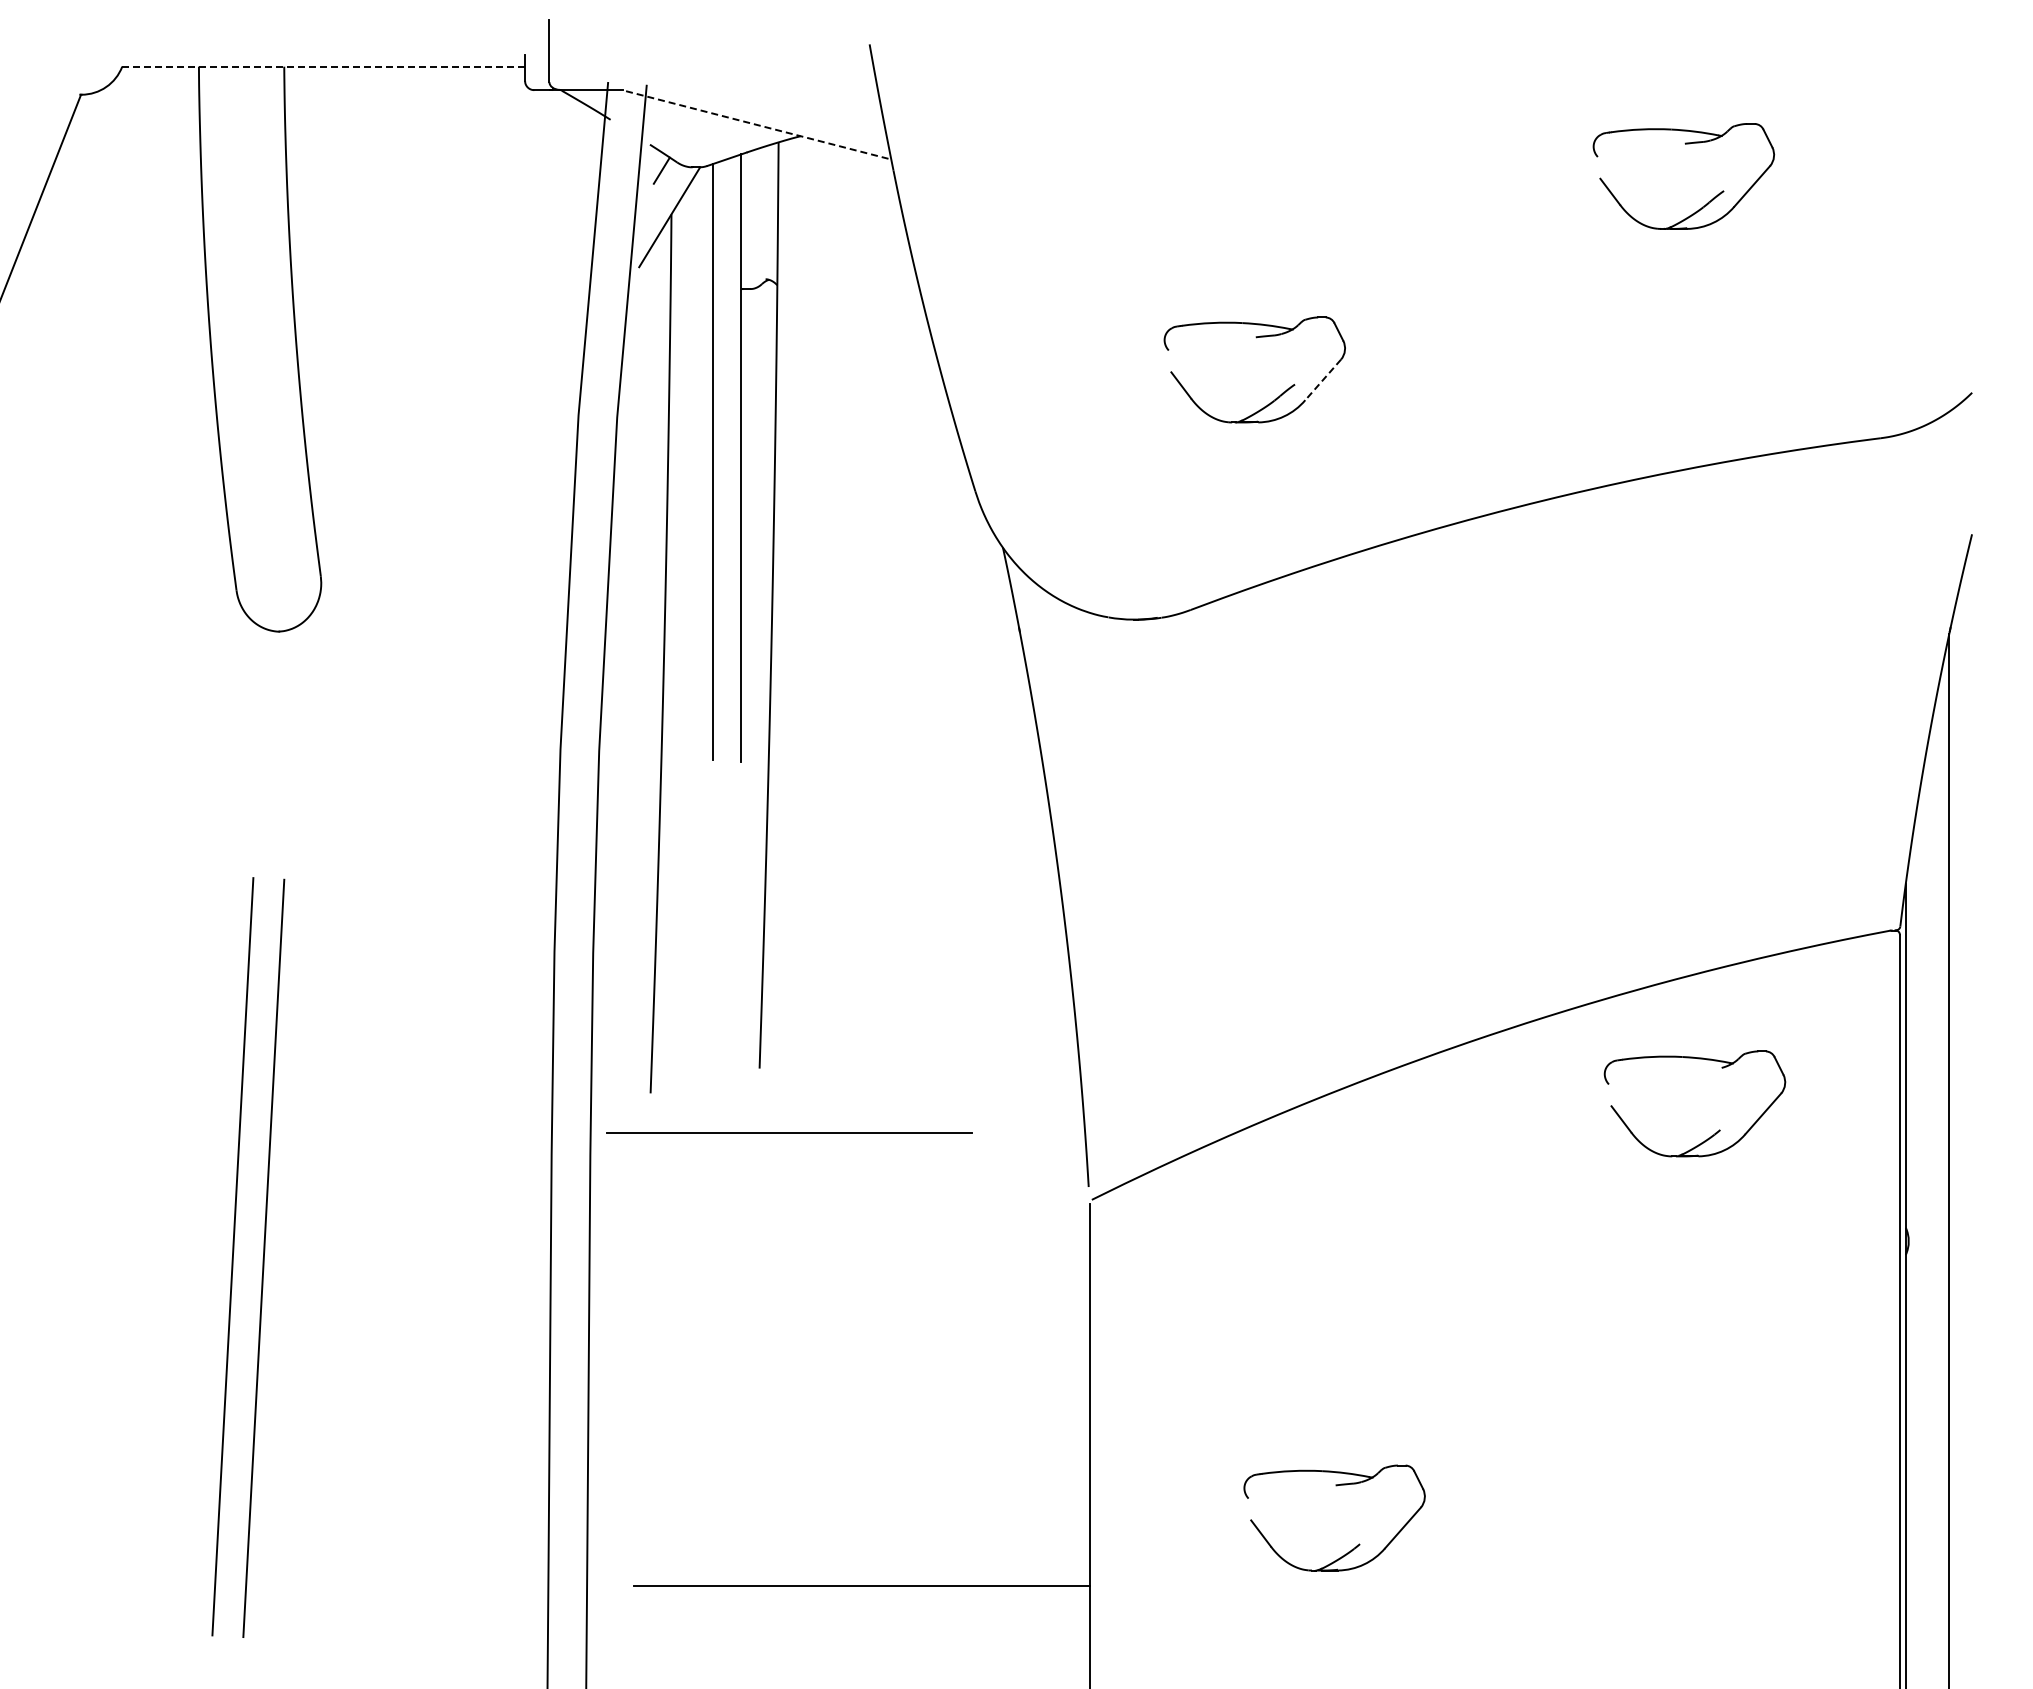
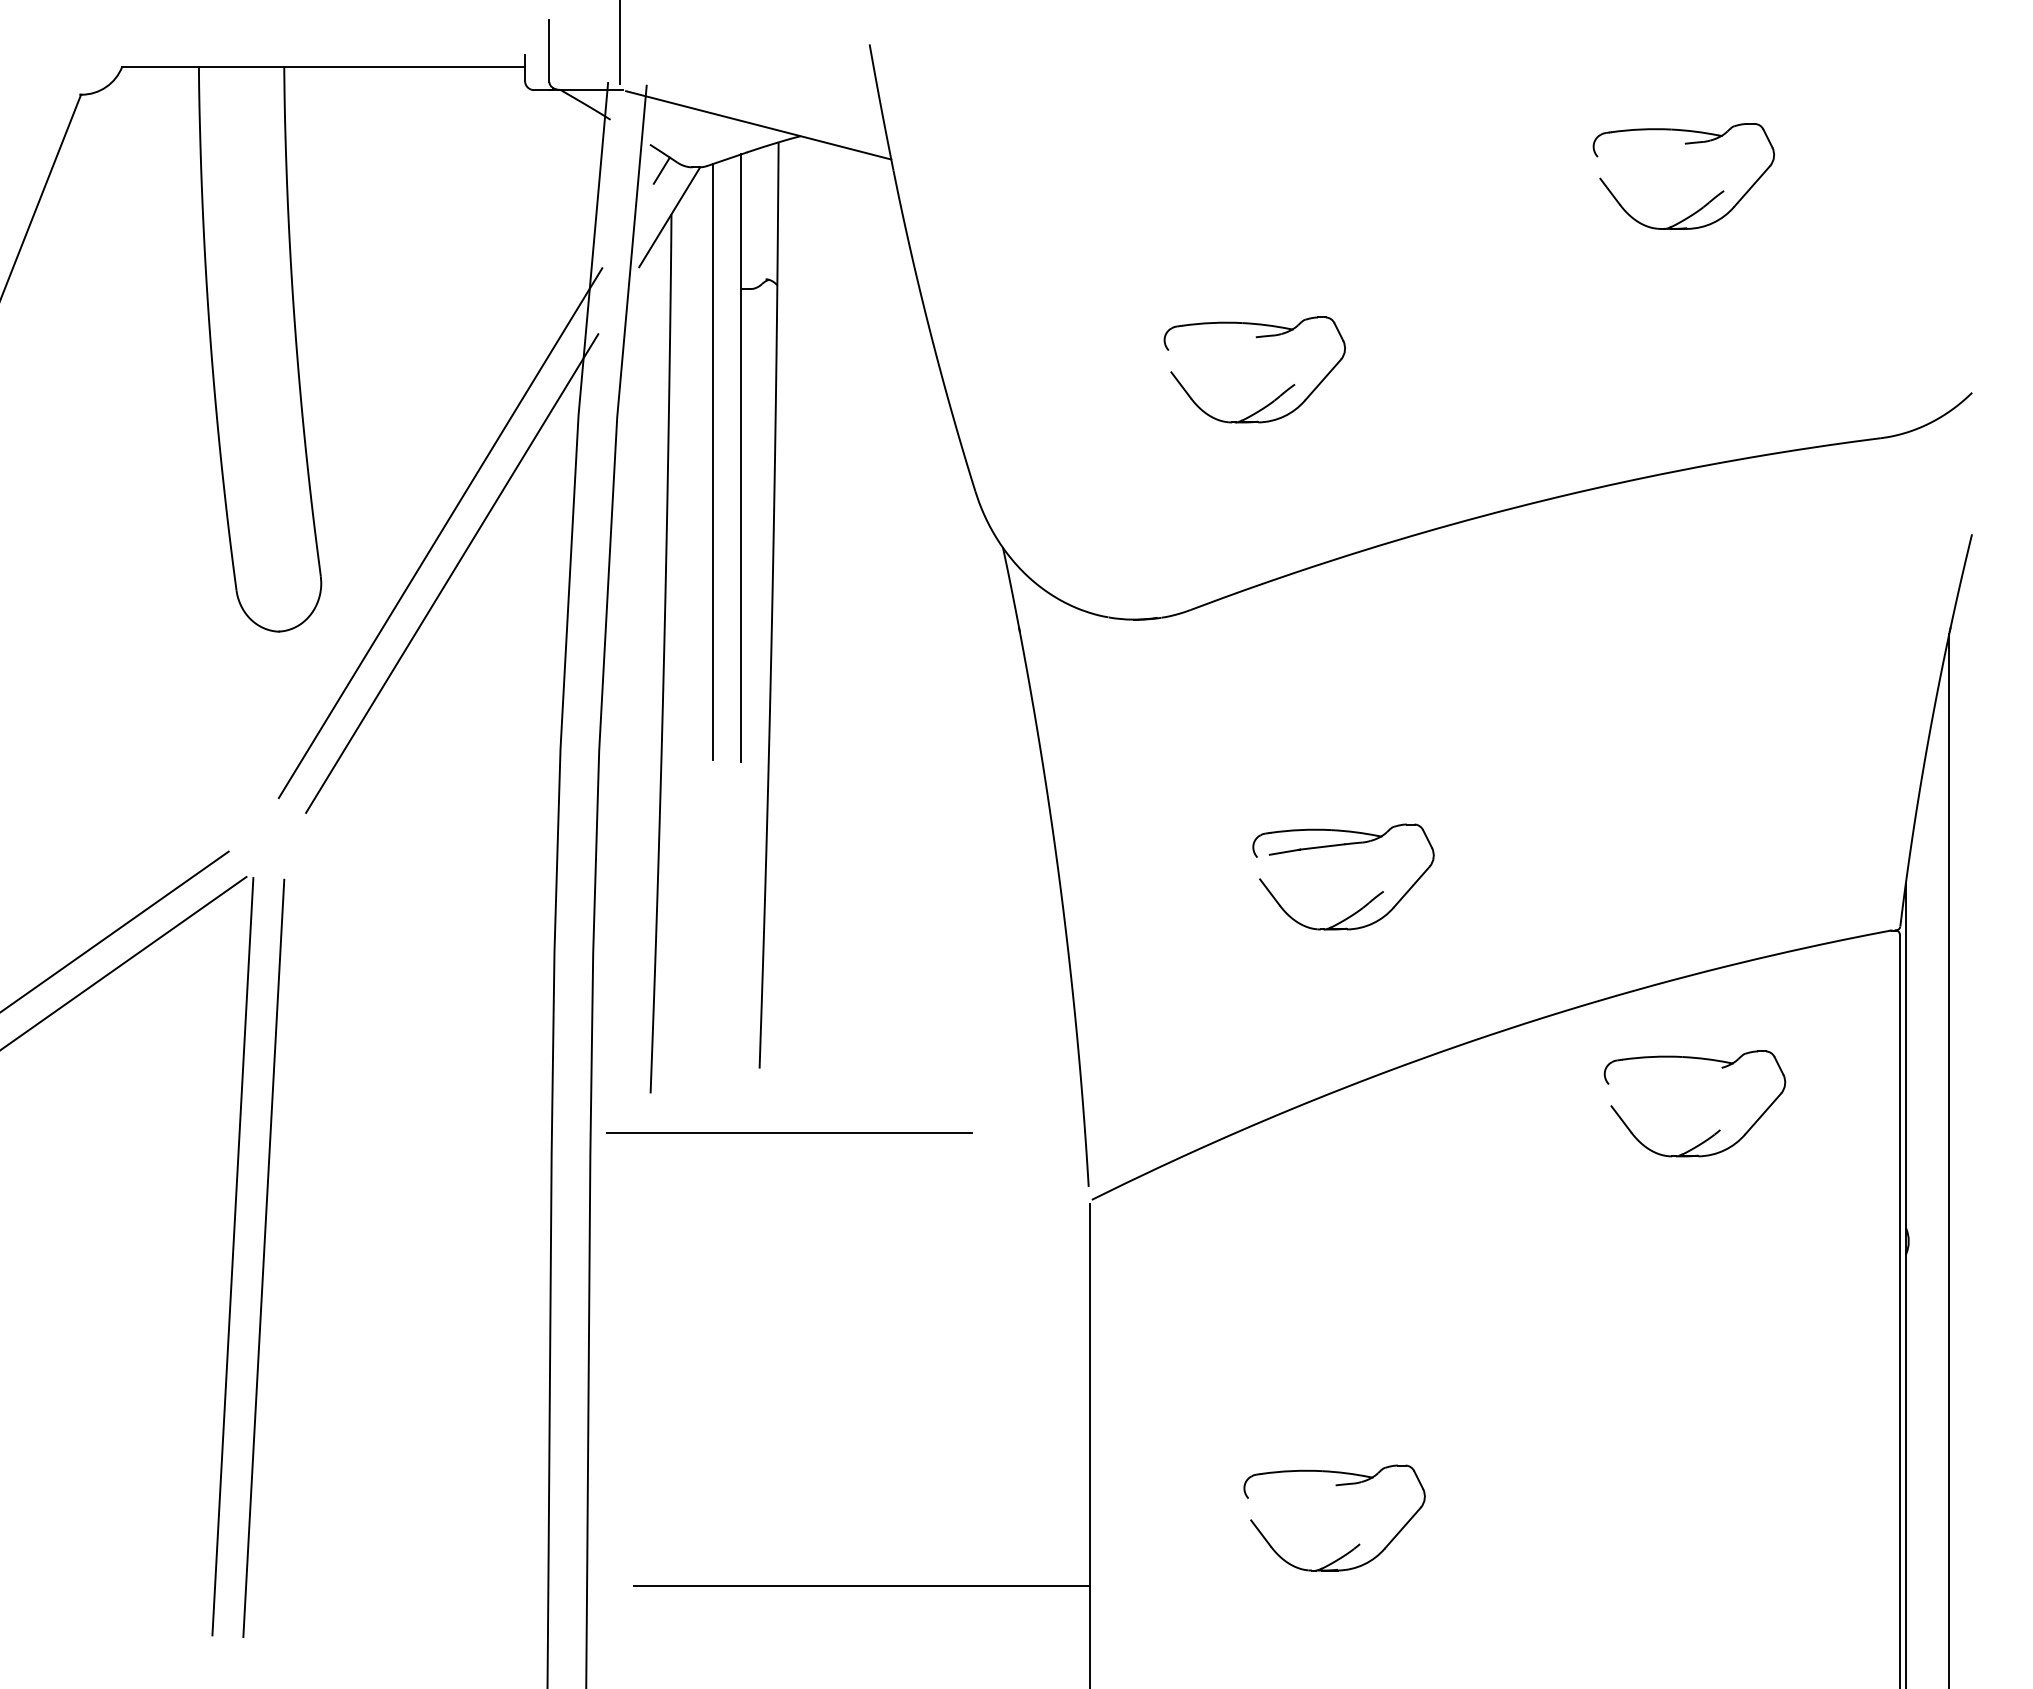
line: none -> present (620, 42)
line: dashed -> solid (323, 66)
line: dashed -> solid (758, 125)
line: dashed -> solid (1322, 380)
line: none -> present (440, 533)
line: none -> present (452, 573)
part: none -> present (1337, 846)
line: none -> present (115, 930)
line: none -> present (124, 962)
